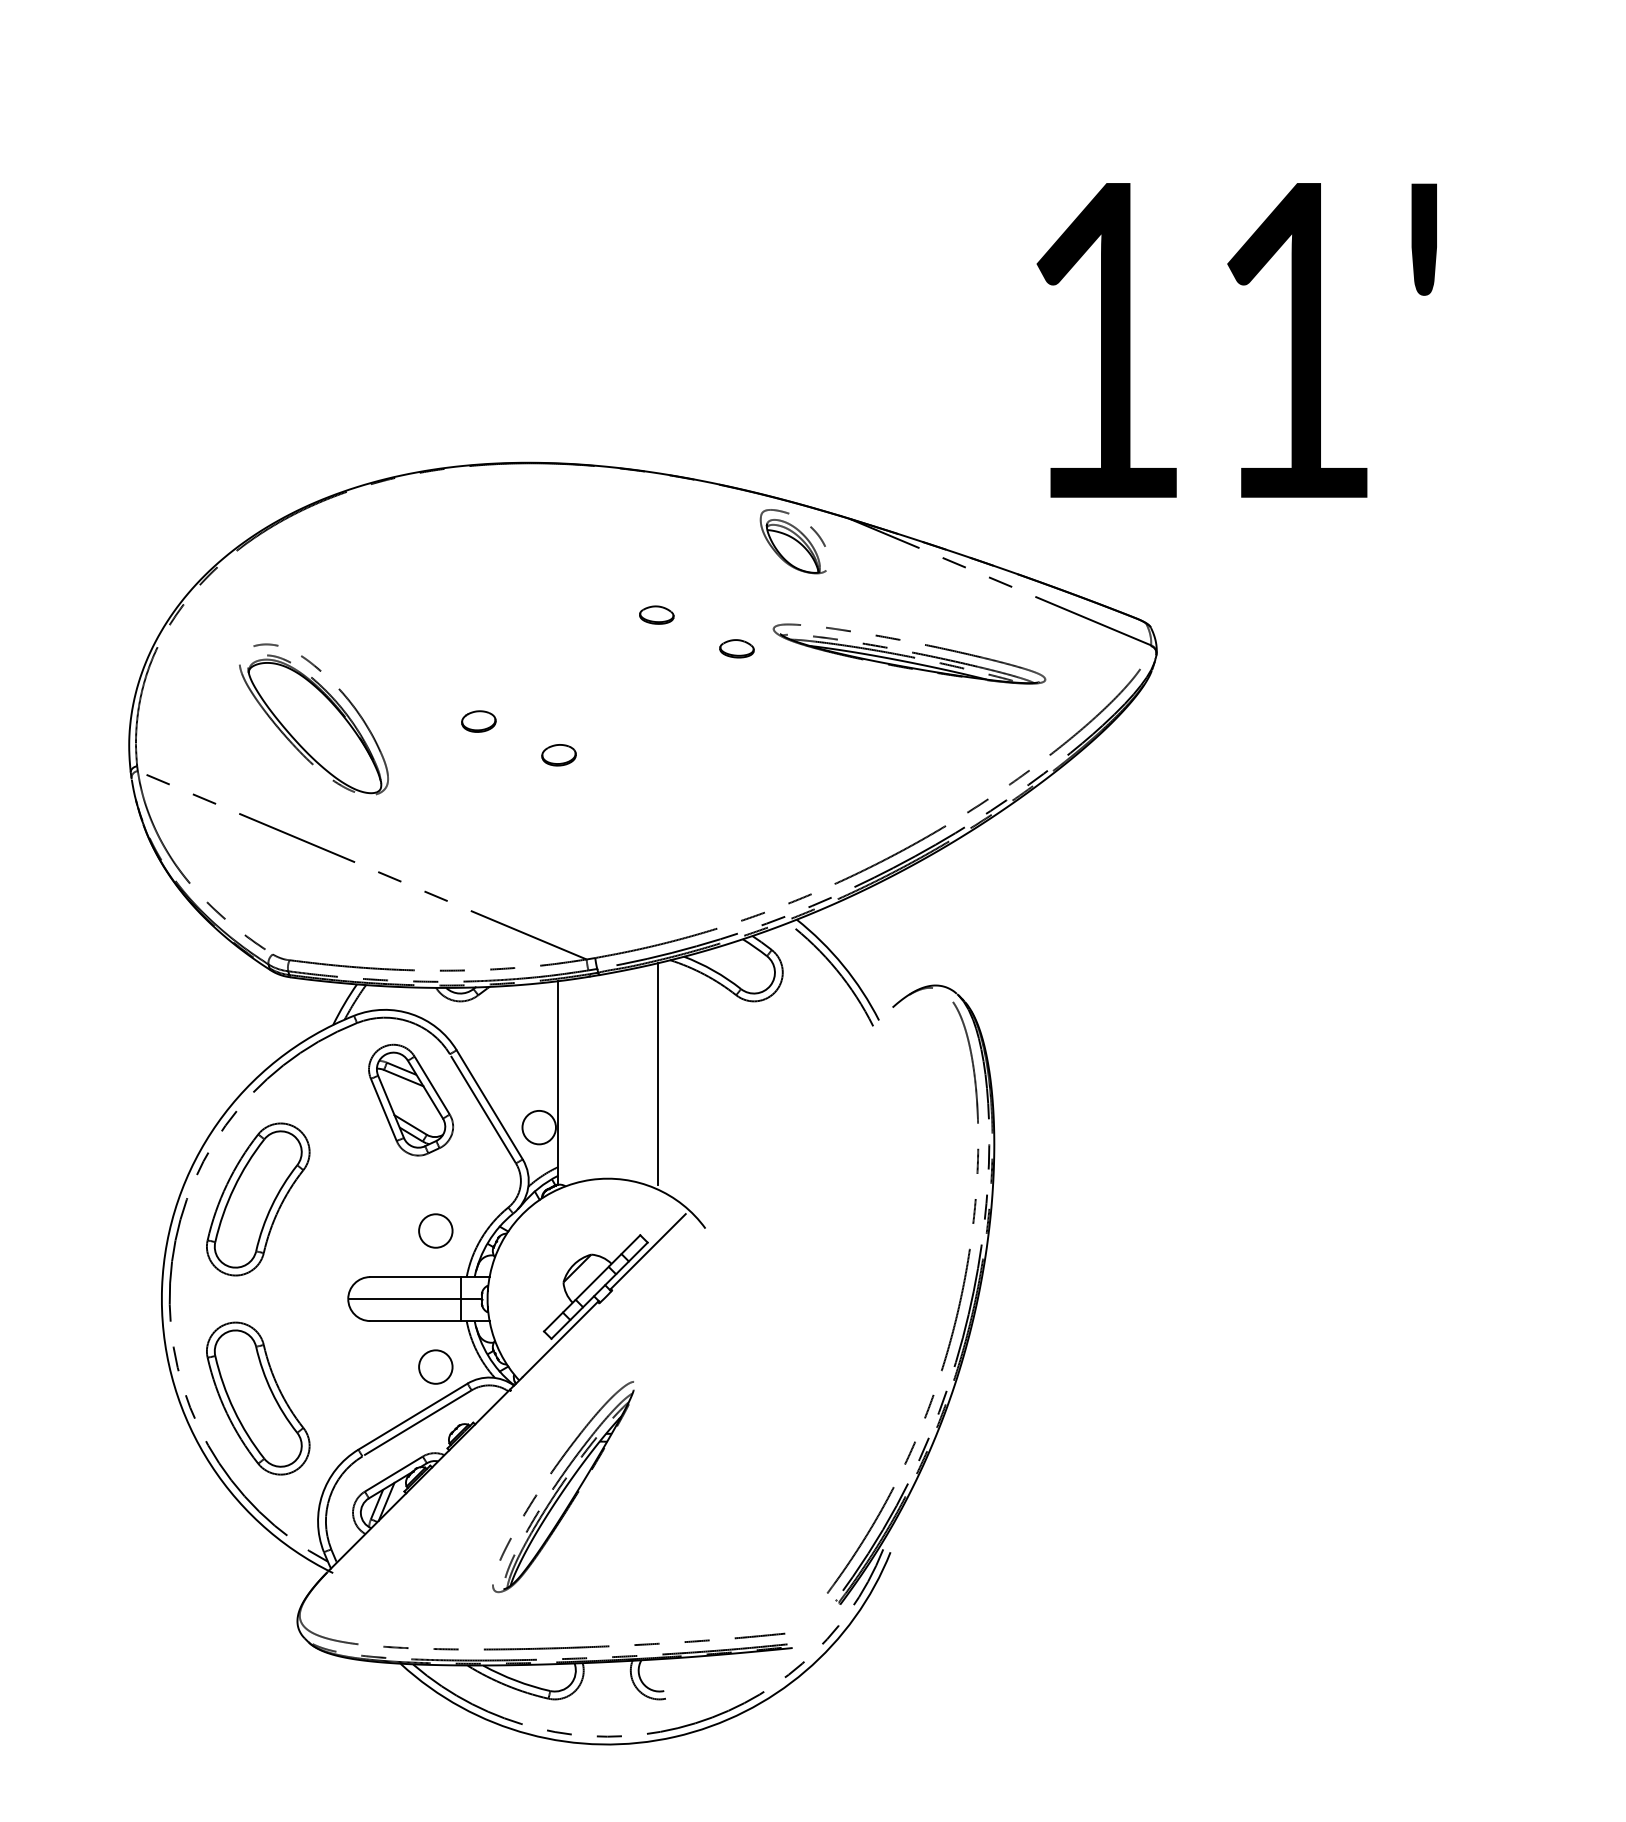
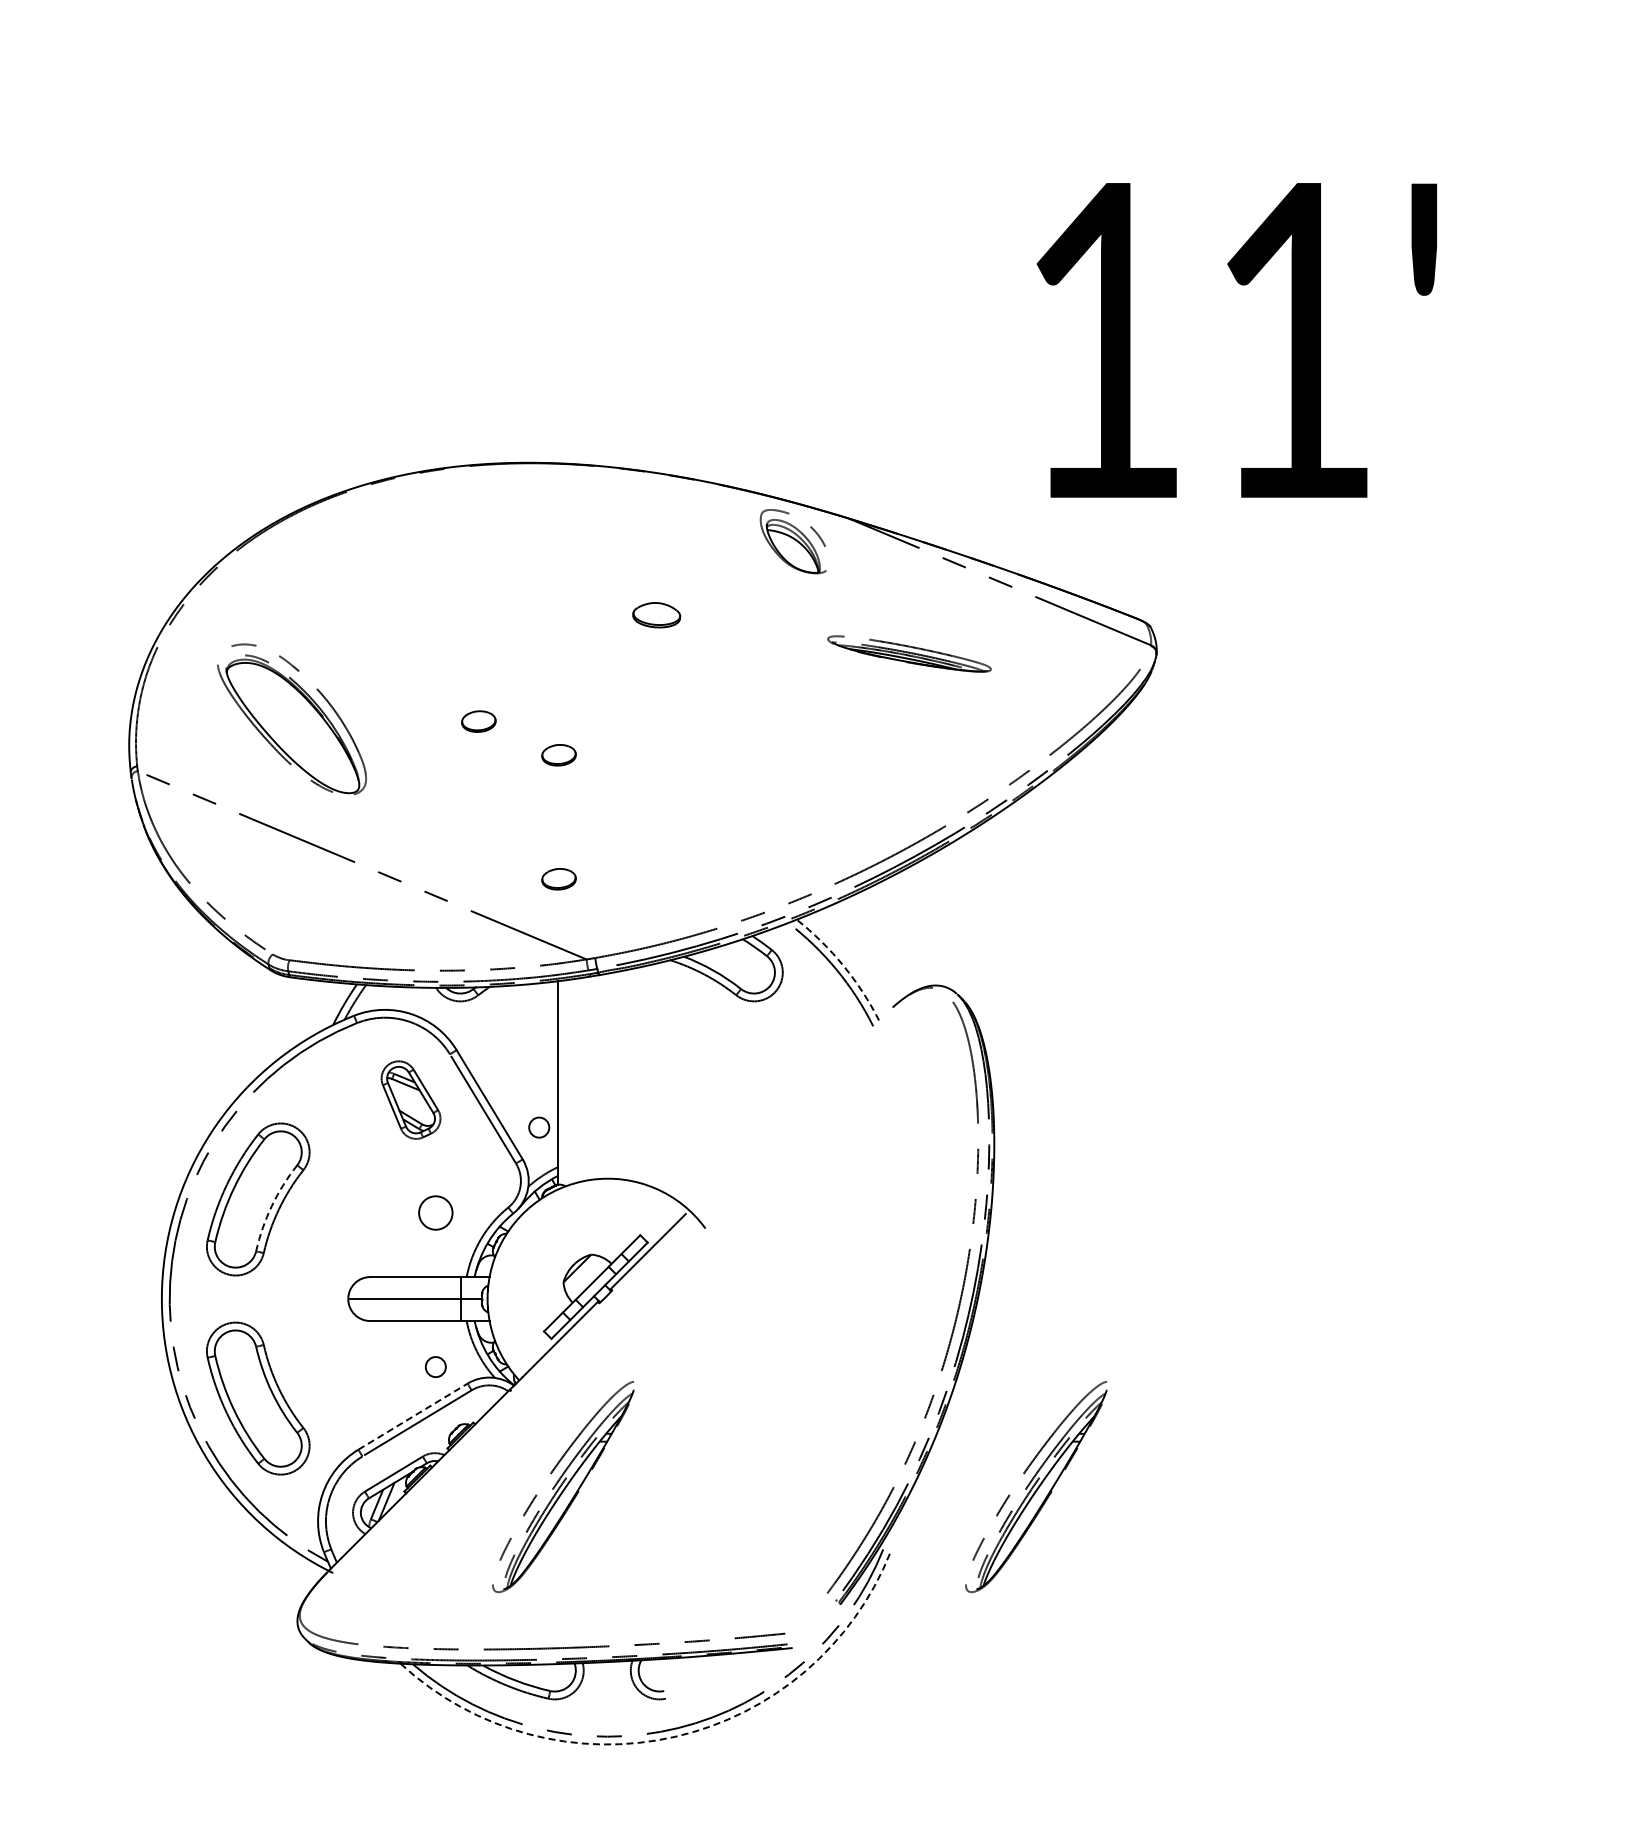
part size: 36x20 px -> 50x27 px (656, 615)
part: present -> none (736, 648)
part size: 275x62 px -> 165x38 px (909, 653)
part position: (313, 719) -> (291, 719) (291, 719)
part: none -> present (558, 879)
arc: solid -> dashed (843, 965)
line: present -> none (657, 1073)
part size: 86x114 px -> 62x80 px (410, 1099)
circle diameter: 33 px -> 20 px (539, 1127)
arc: solid -> dashed (271, 1206)
circle position: (435, 1230) -> (435, 1212) (435, 1212)
circle diameter: 33 px -> 20 px (435, 1367)
line: solid -> dashed (413, 1416)
part: none -> present (1036, 1487)
arc: solid -> dashed (675, 1736)
